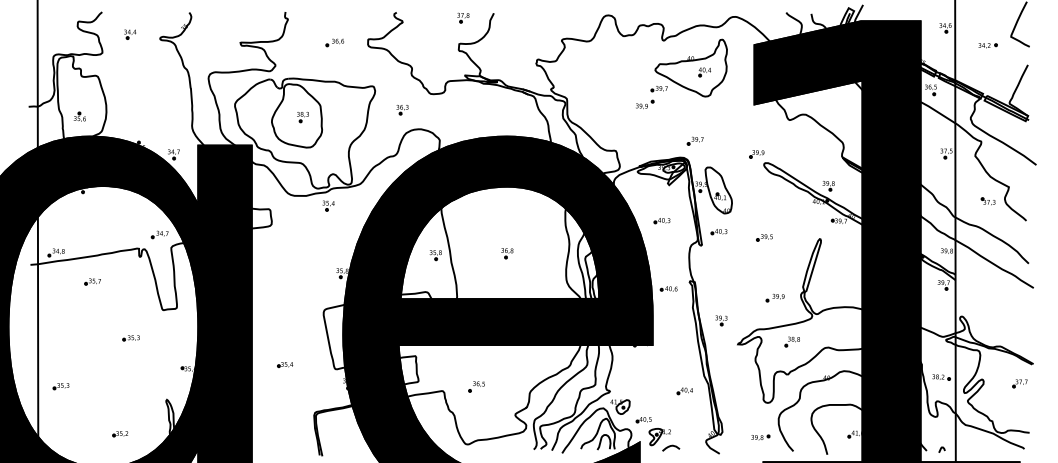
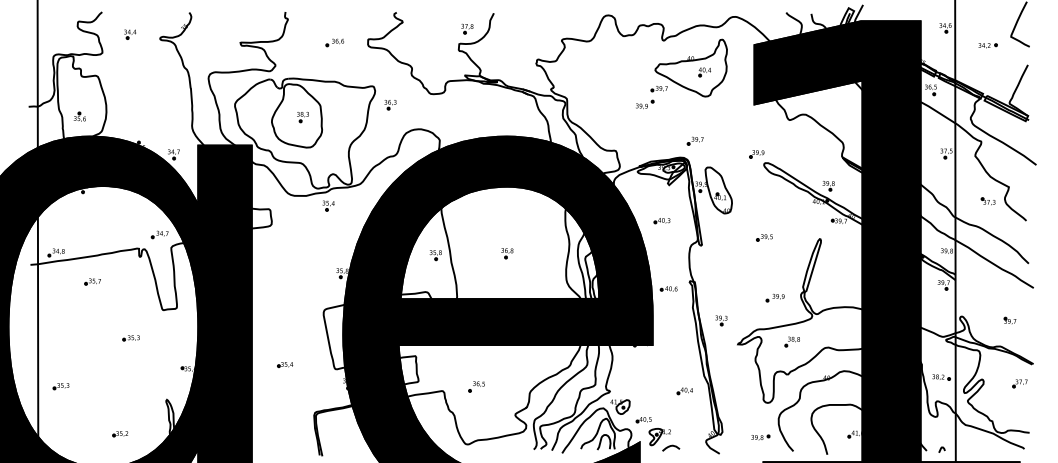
part position: (463, 17) -> (467, 28) (467, 28)
part position: (402, 110) -> (390, 105) (390, 105)
part: present -> none (718, 232)
part: none -> present (1009, 319)
